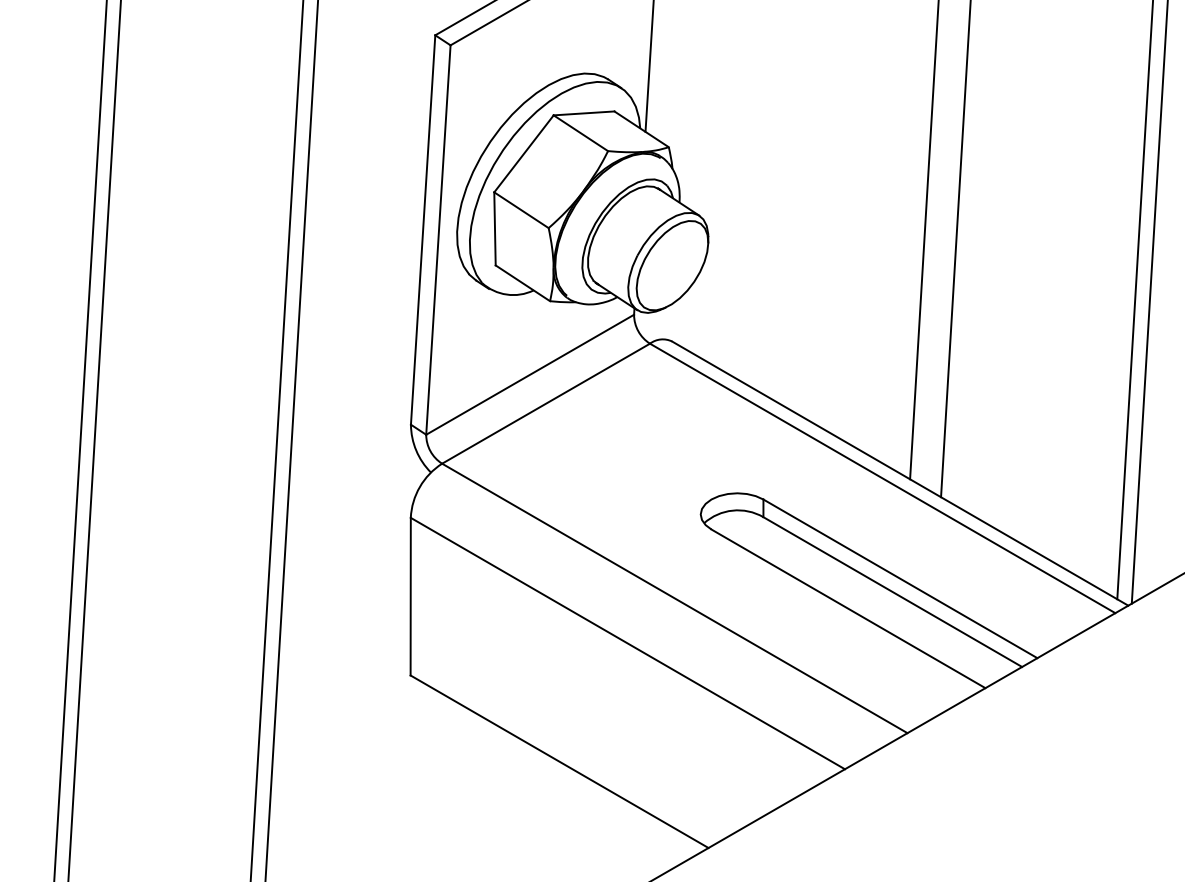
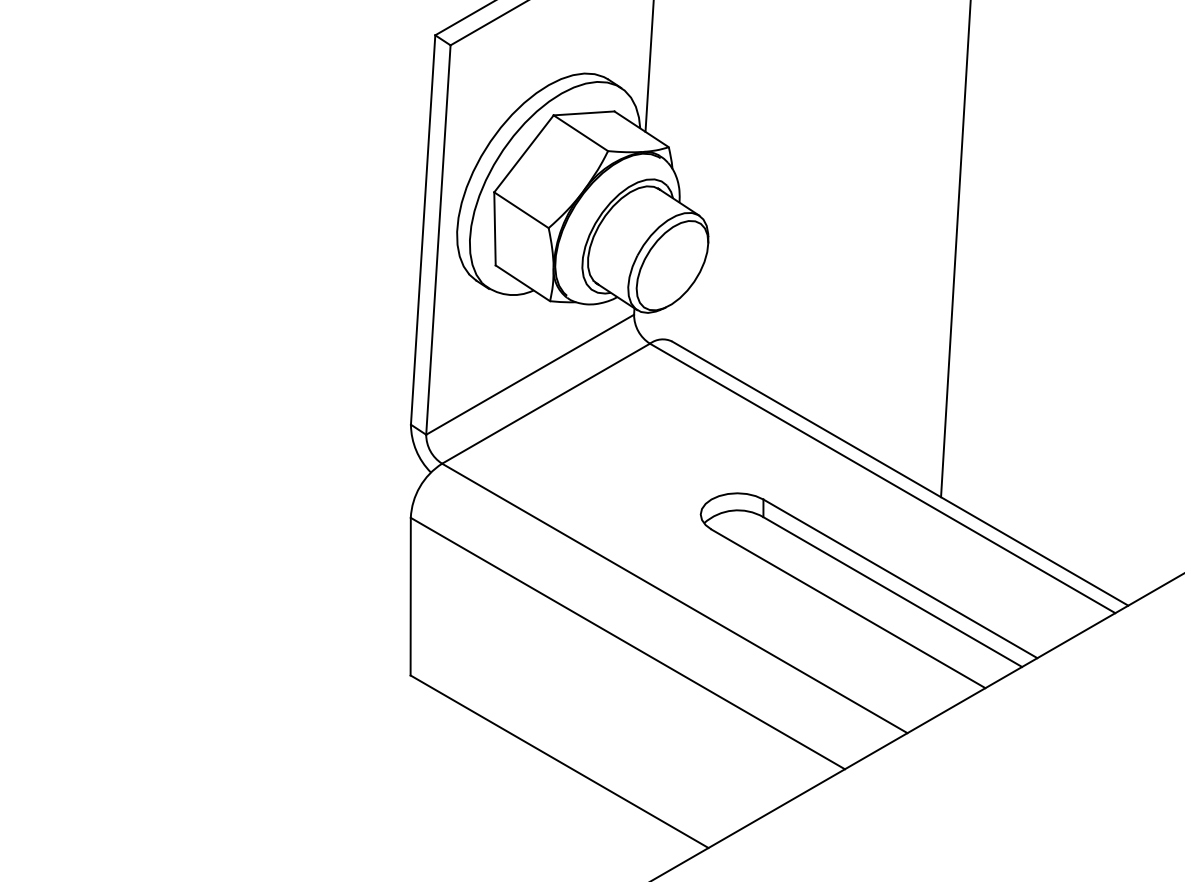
line: present -> none (924, 240)
line: present -> none (1134, 300)
line: present -> none (1149, 302)
line: present -> none (80, 440)
line: present -> none (94, 440)
line: present -> none (276, 440)
line: present -> none (291, 440)
